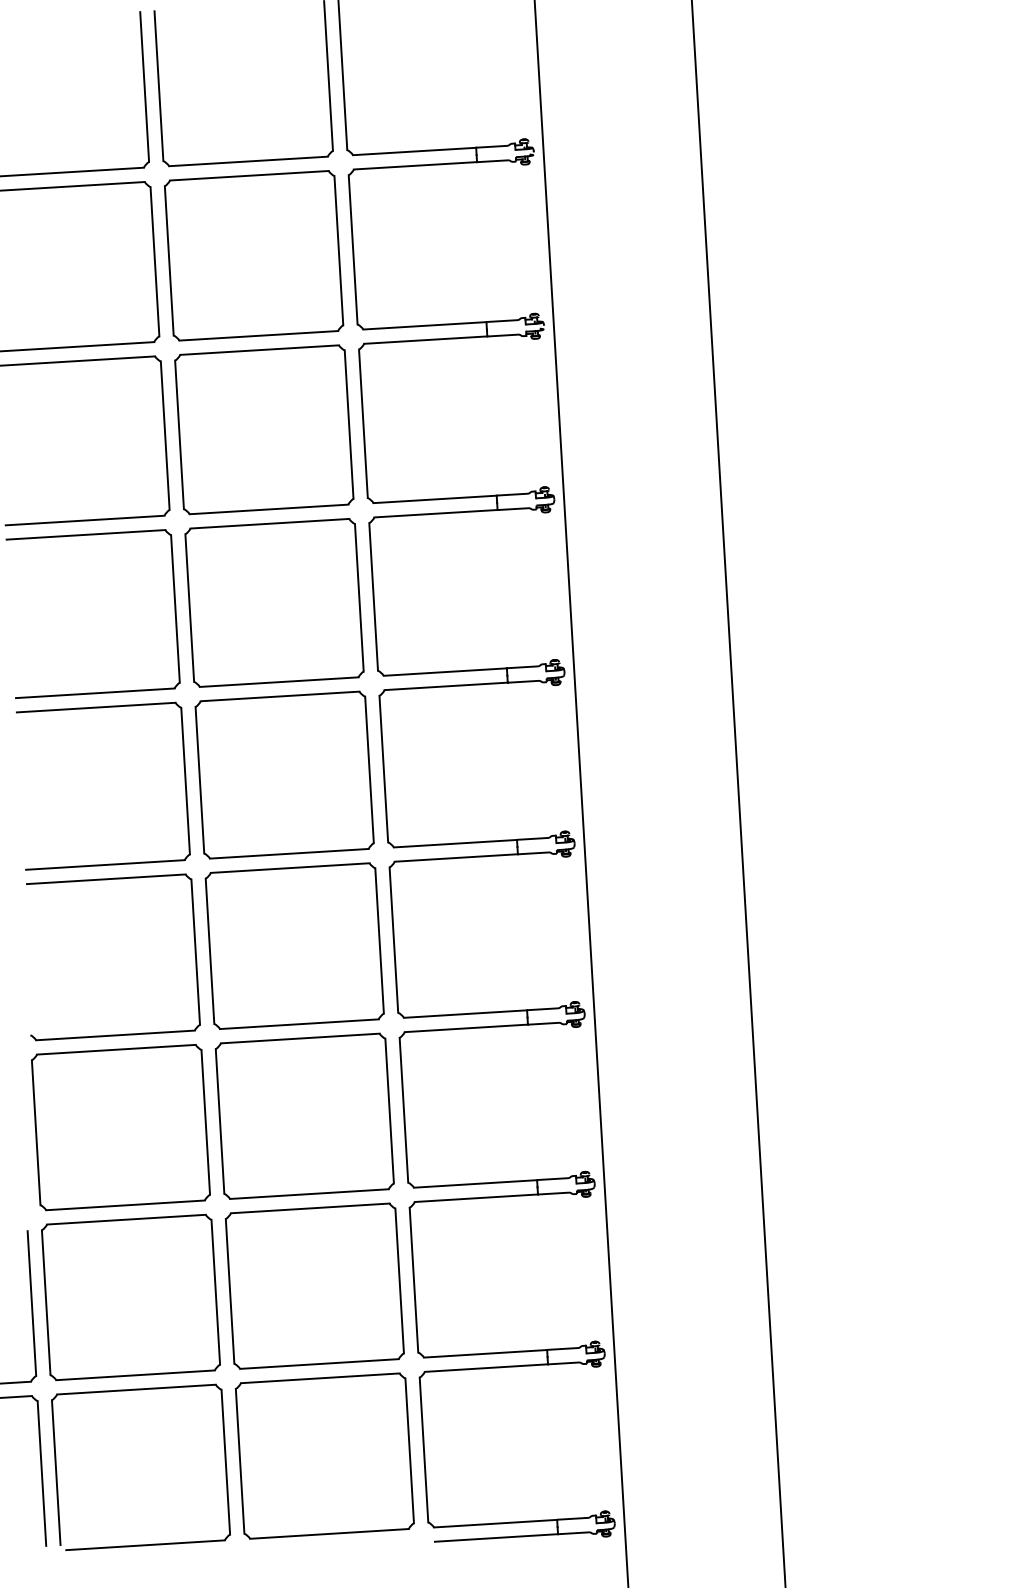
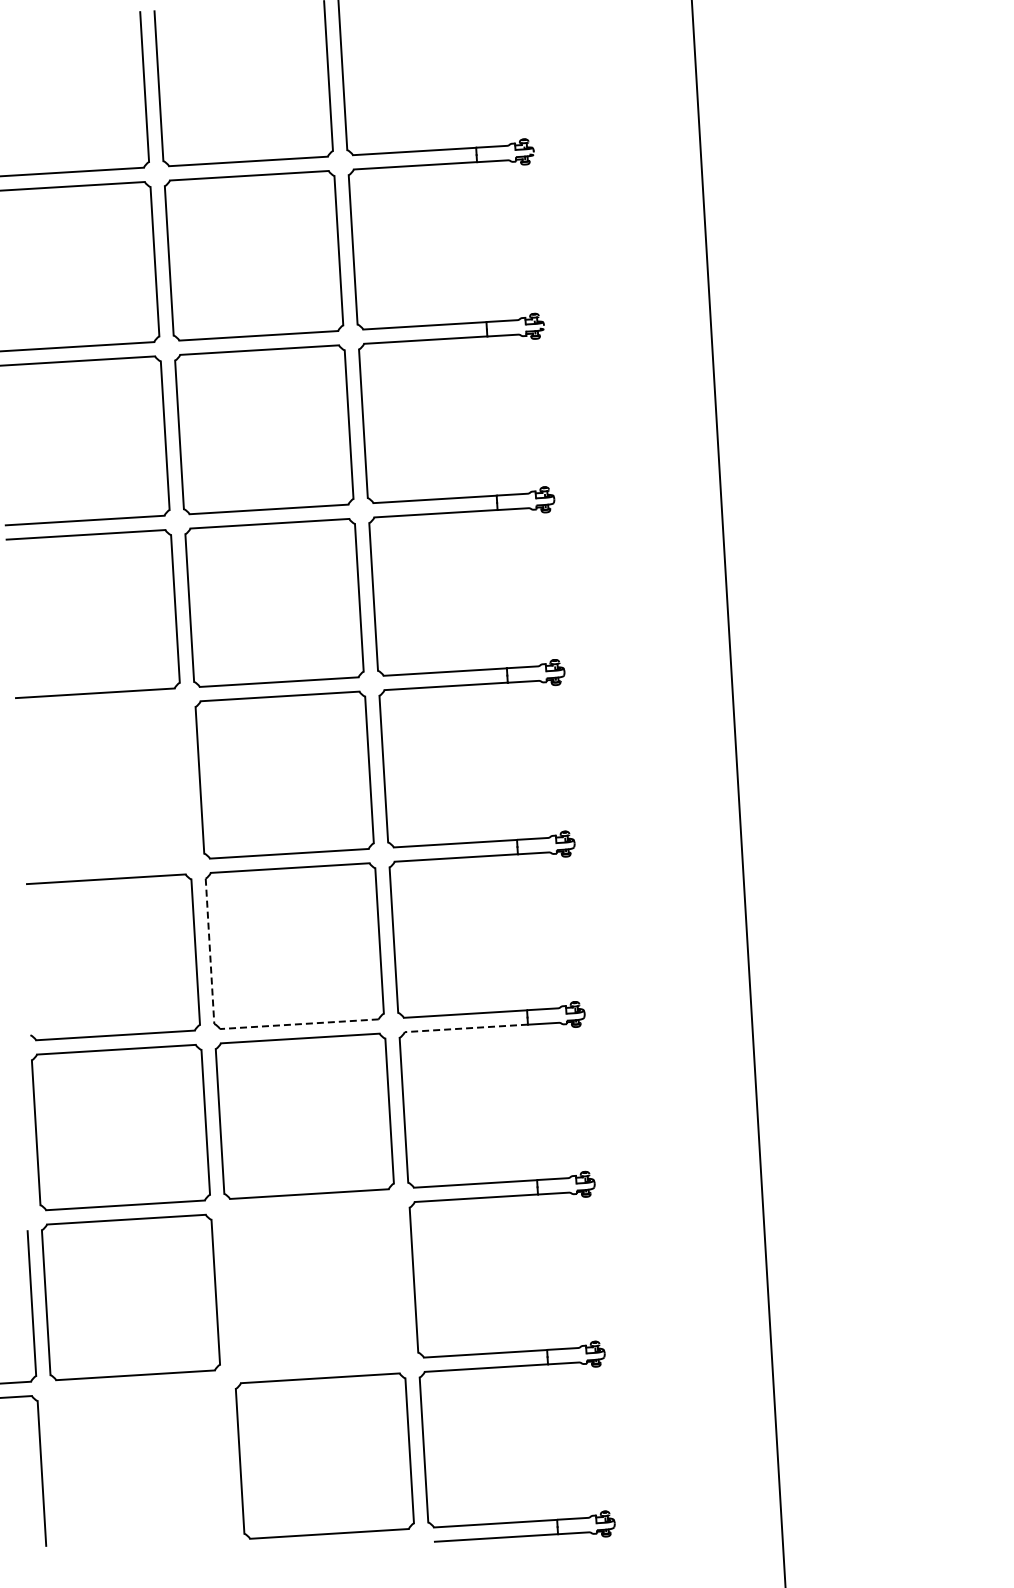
part: present -> none (102, 708)
line: present -> none (581, 793)
line: solid -> dashed (210, 951)
line: solid -> dashed (298, 1024)
line: solid -> dashed (466, 1028)
part: present -> none (314, 1285)
part: present -> none (140, 1390)
